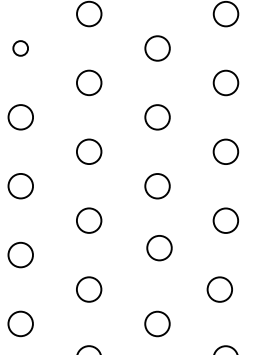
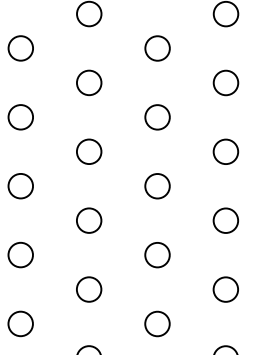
circle size: 17x17 px -> 27x27 px (20, 48)
circle position: (159, 248) -> (157, 255) (157, 255)
circle position: (219, 289) -> (225, 289) (225, 289)
